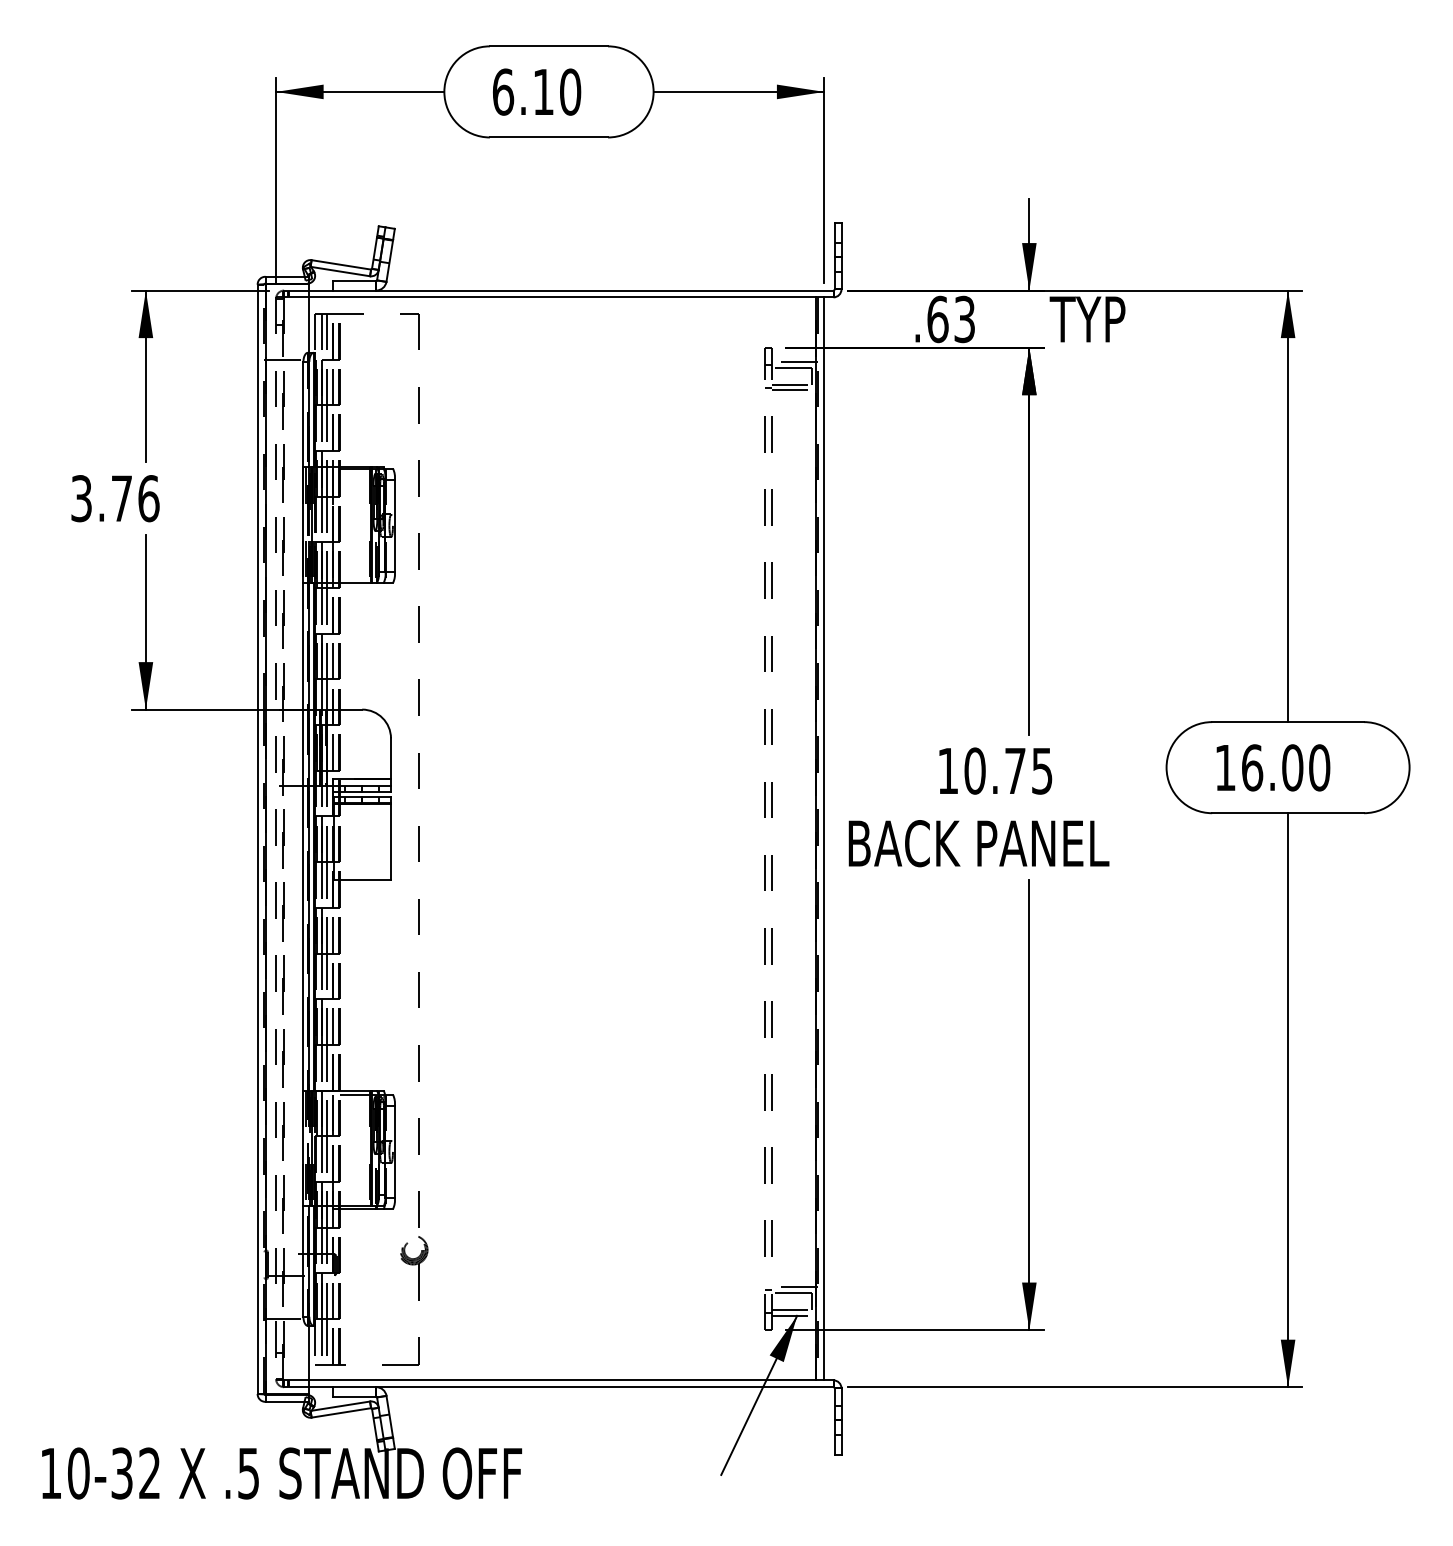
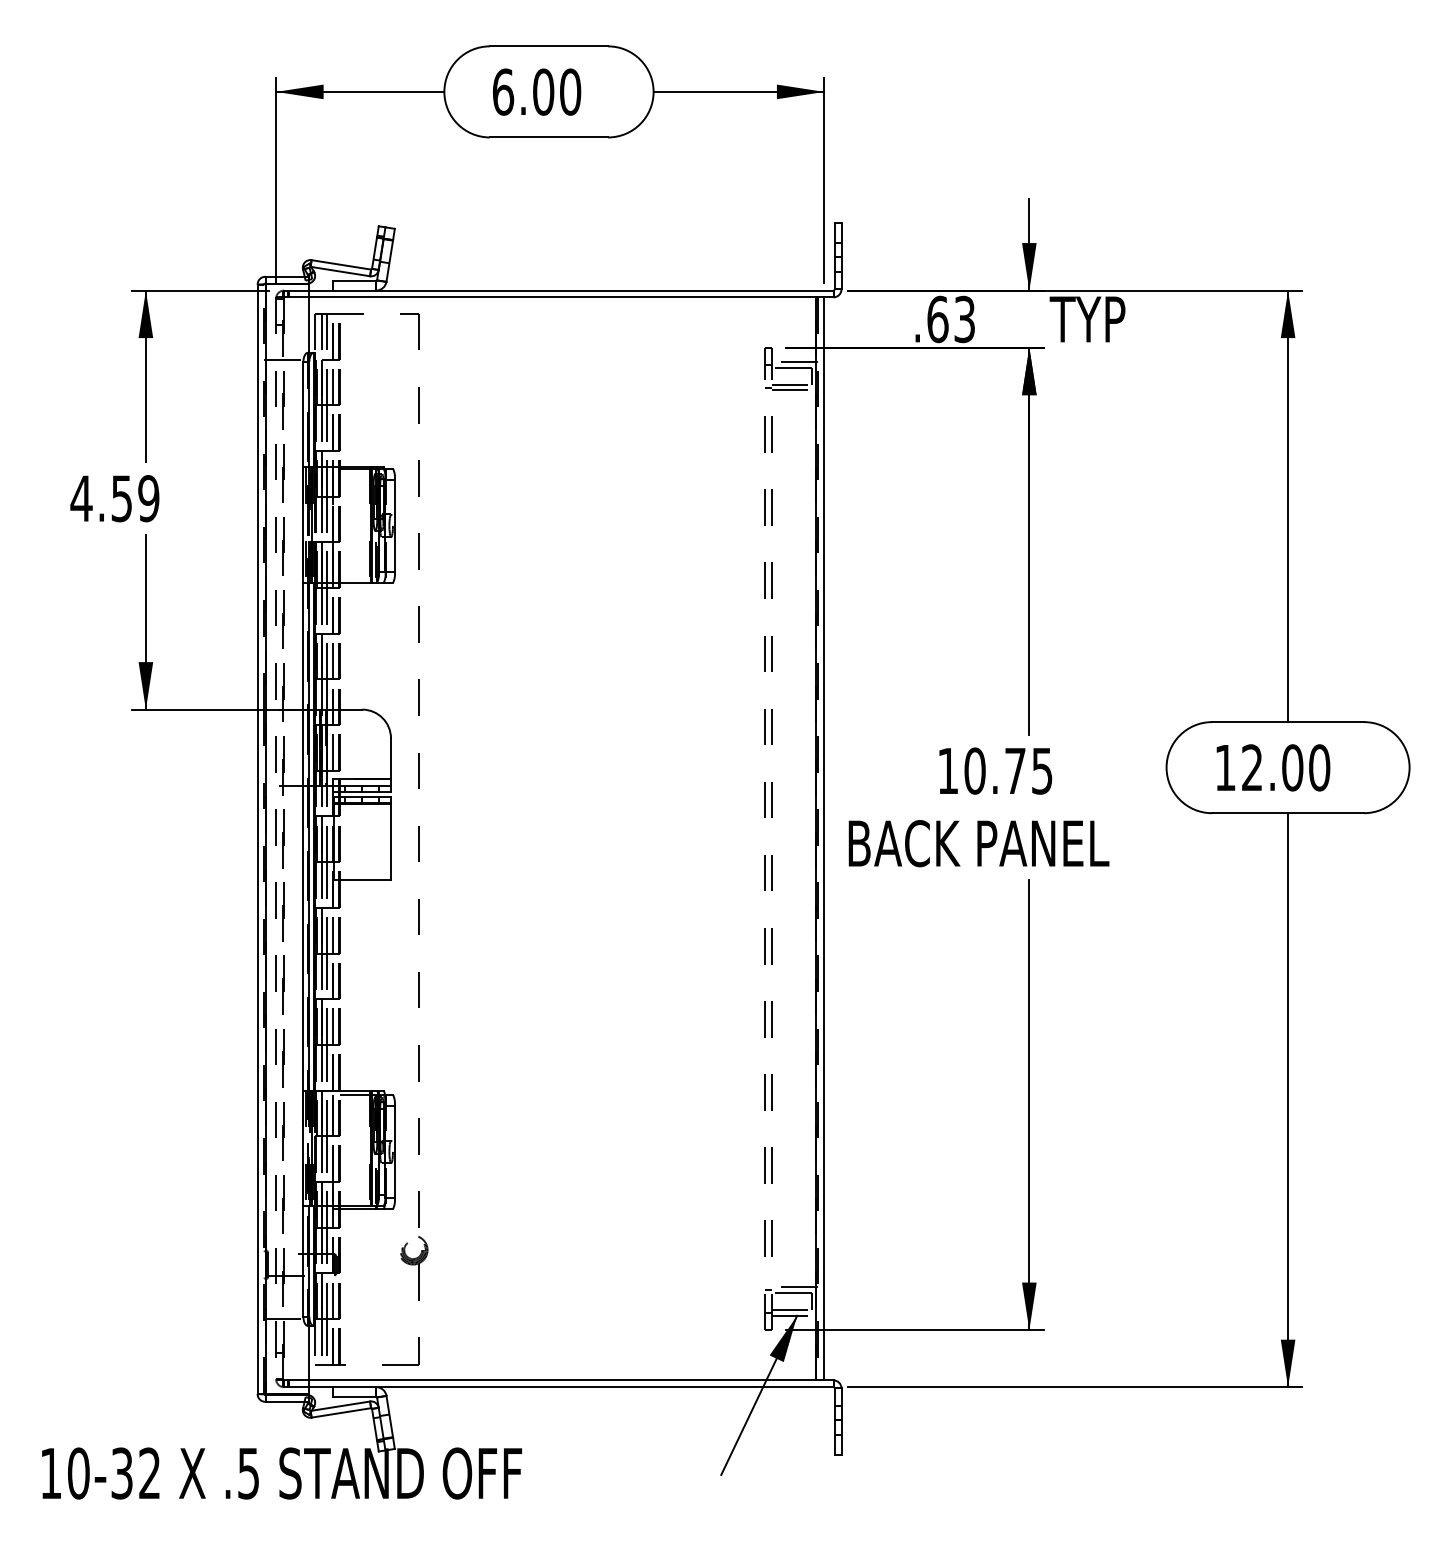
text: 6.10 -> 6.00 (543, 91)
text: 3.76 -> 4.59 (114, 498)
text: 16.00 -> 12.00 (1252, 767)
